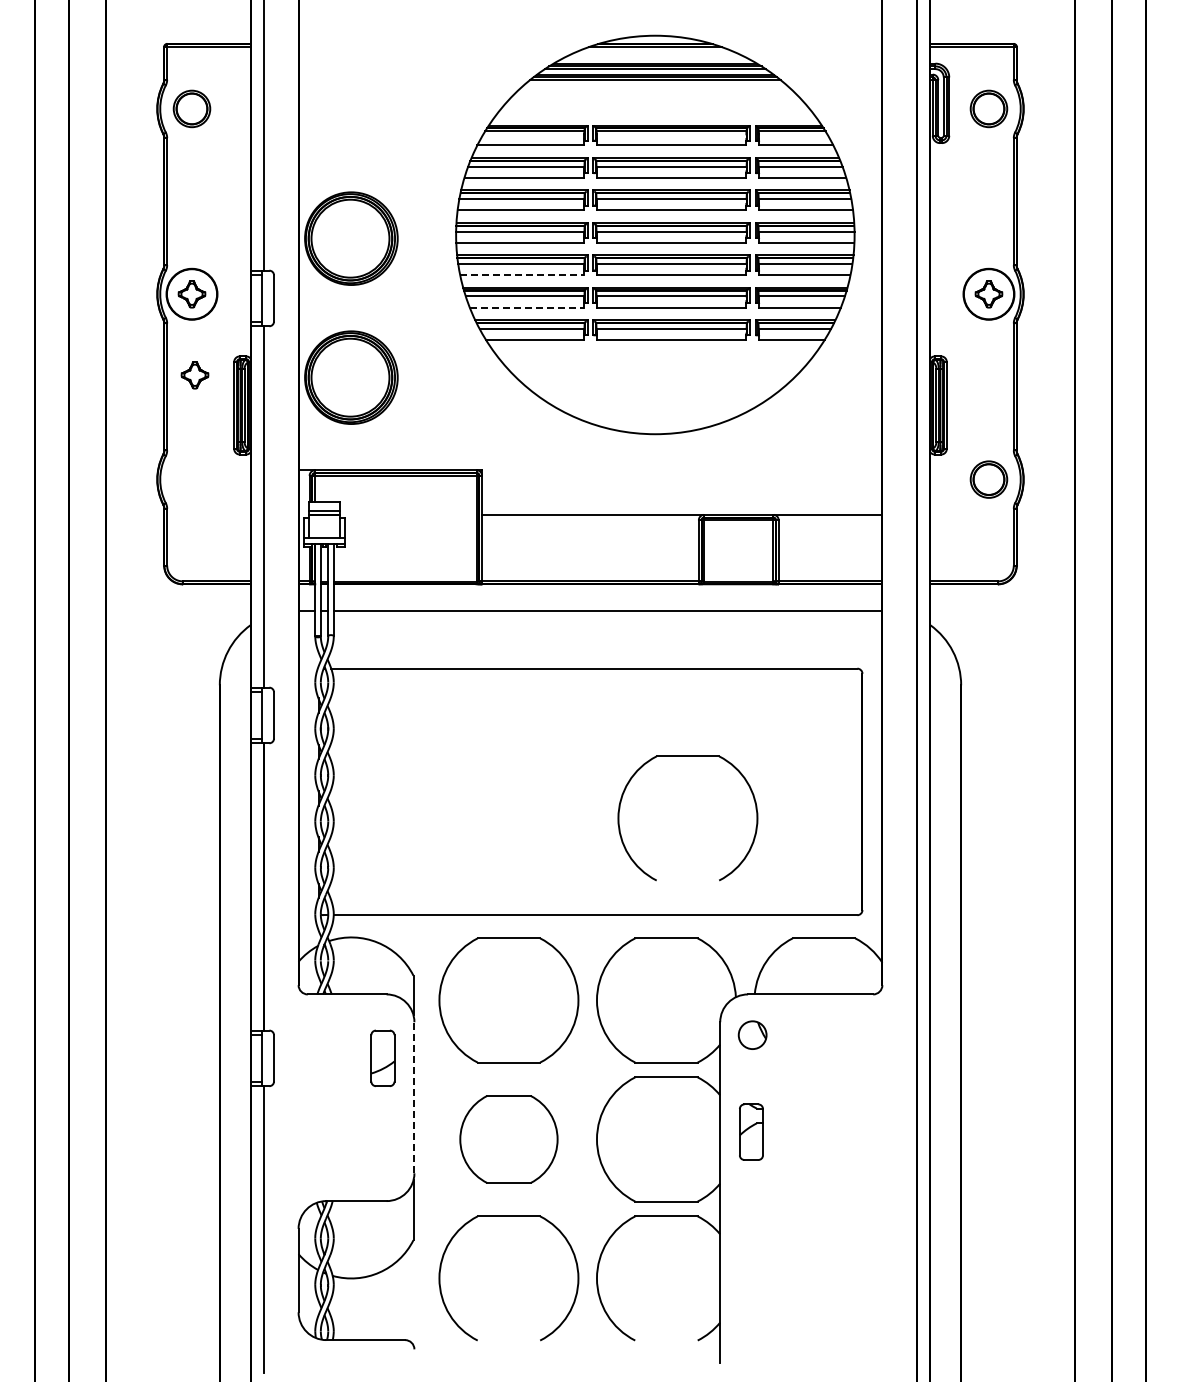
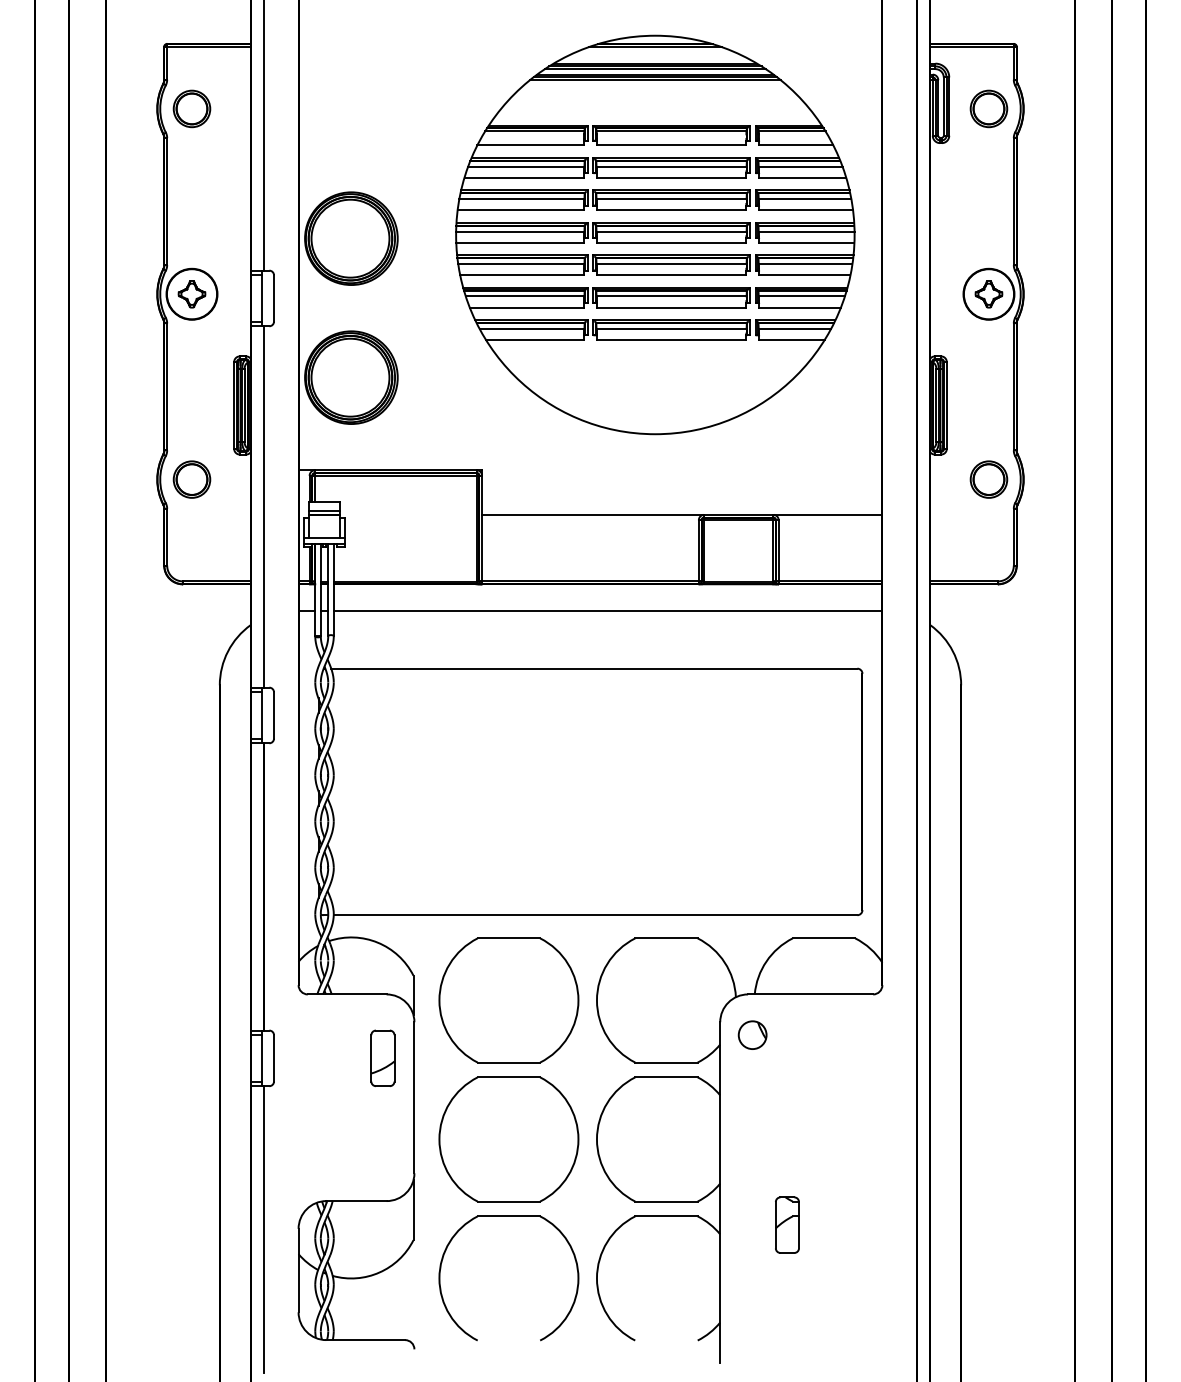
line: dashed -> solid (522, 275)
line: dashed -> solid (527, 307)
part: present -> none (194, 375)
part: none -> present (191, 479)
part: present -> none (687, 756)
line: dashed -> solid (414, 1097)
part position: (751, 1131) -> (787, 1224) (787, 1224)
part size: 100x89 px -> 142x127 px (508, 1139)
